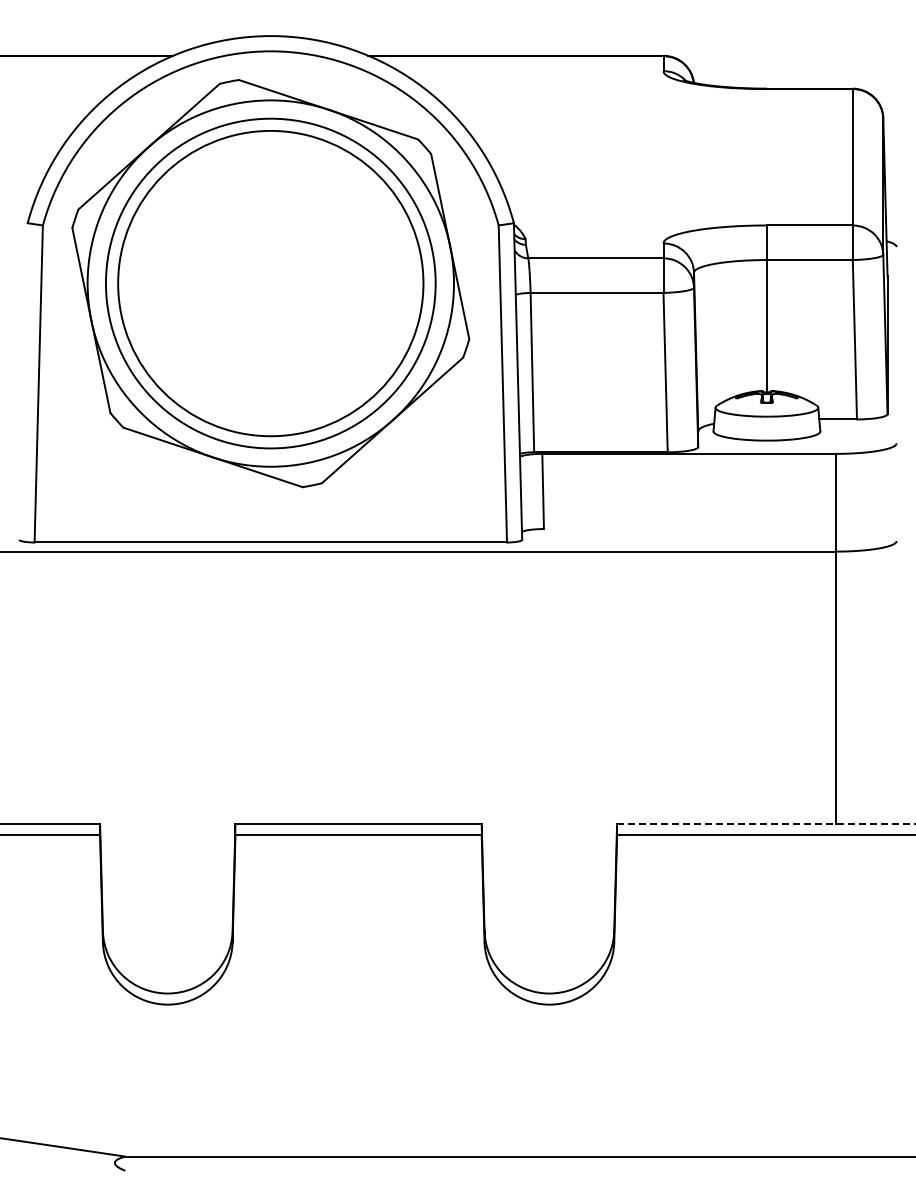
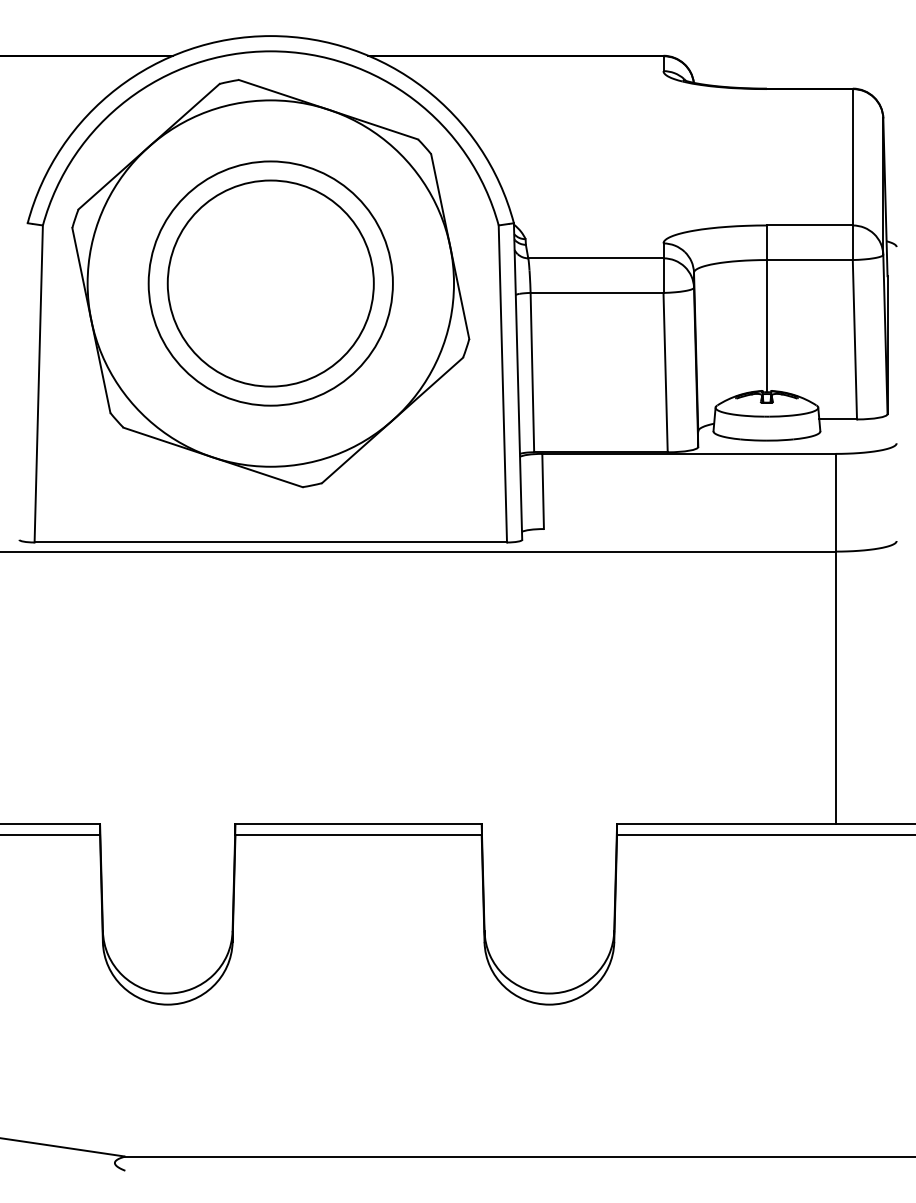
circle diameter: 305 px -> 244 px (270, 283)
circle diameter: 330 px -> 206 px (270, 283)
line: dashed -> solid (766, 824)
